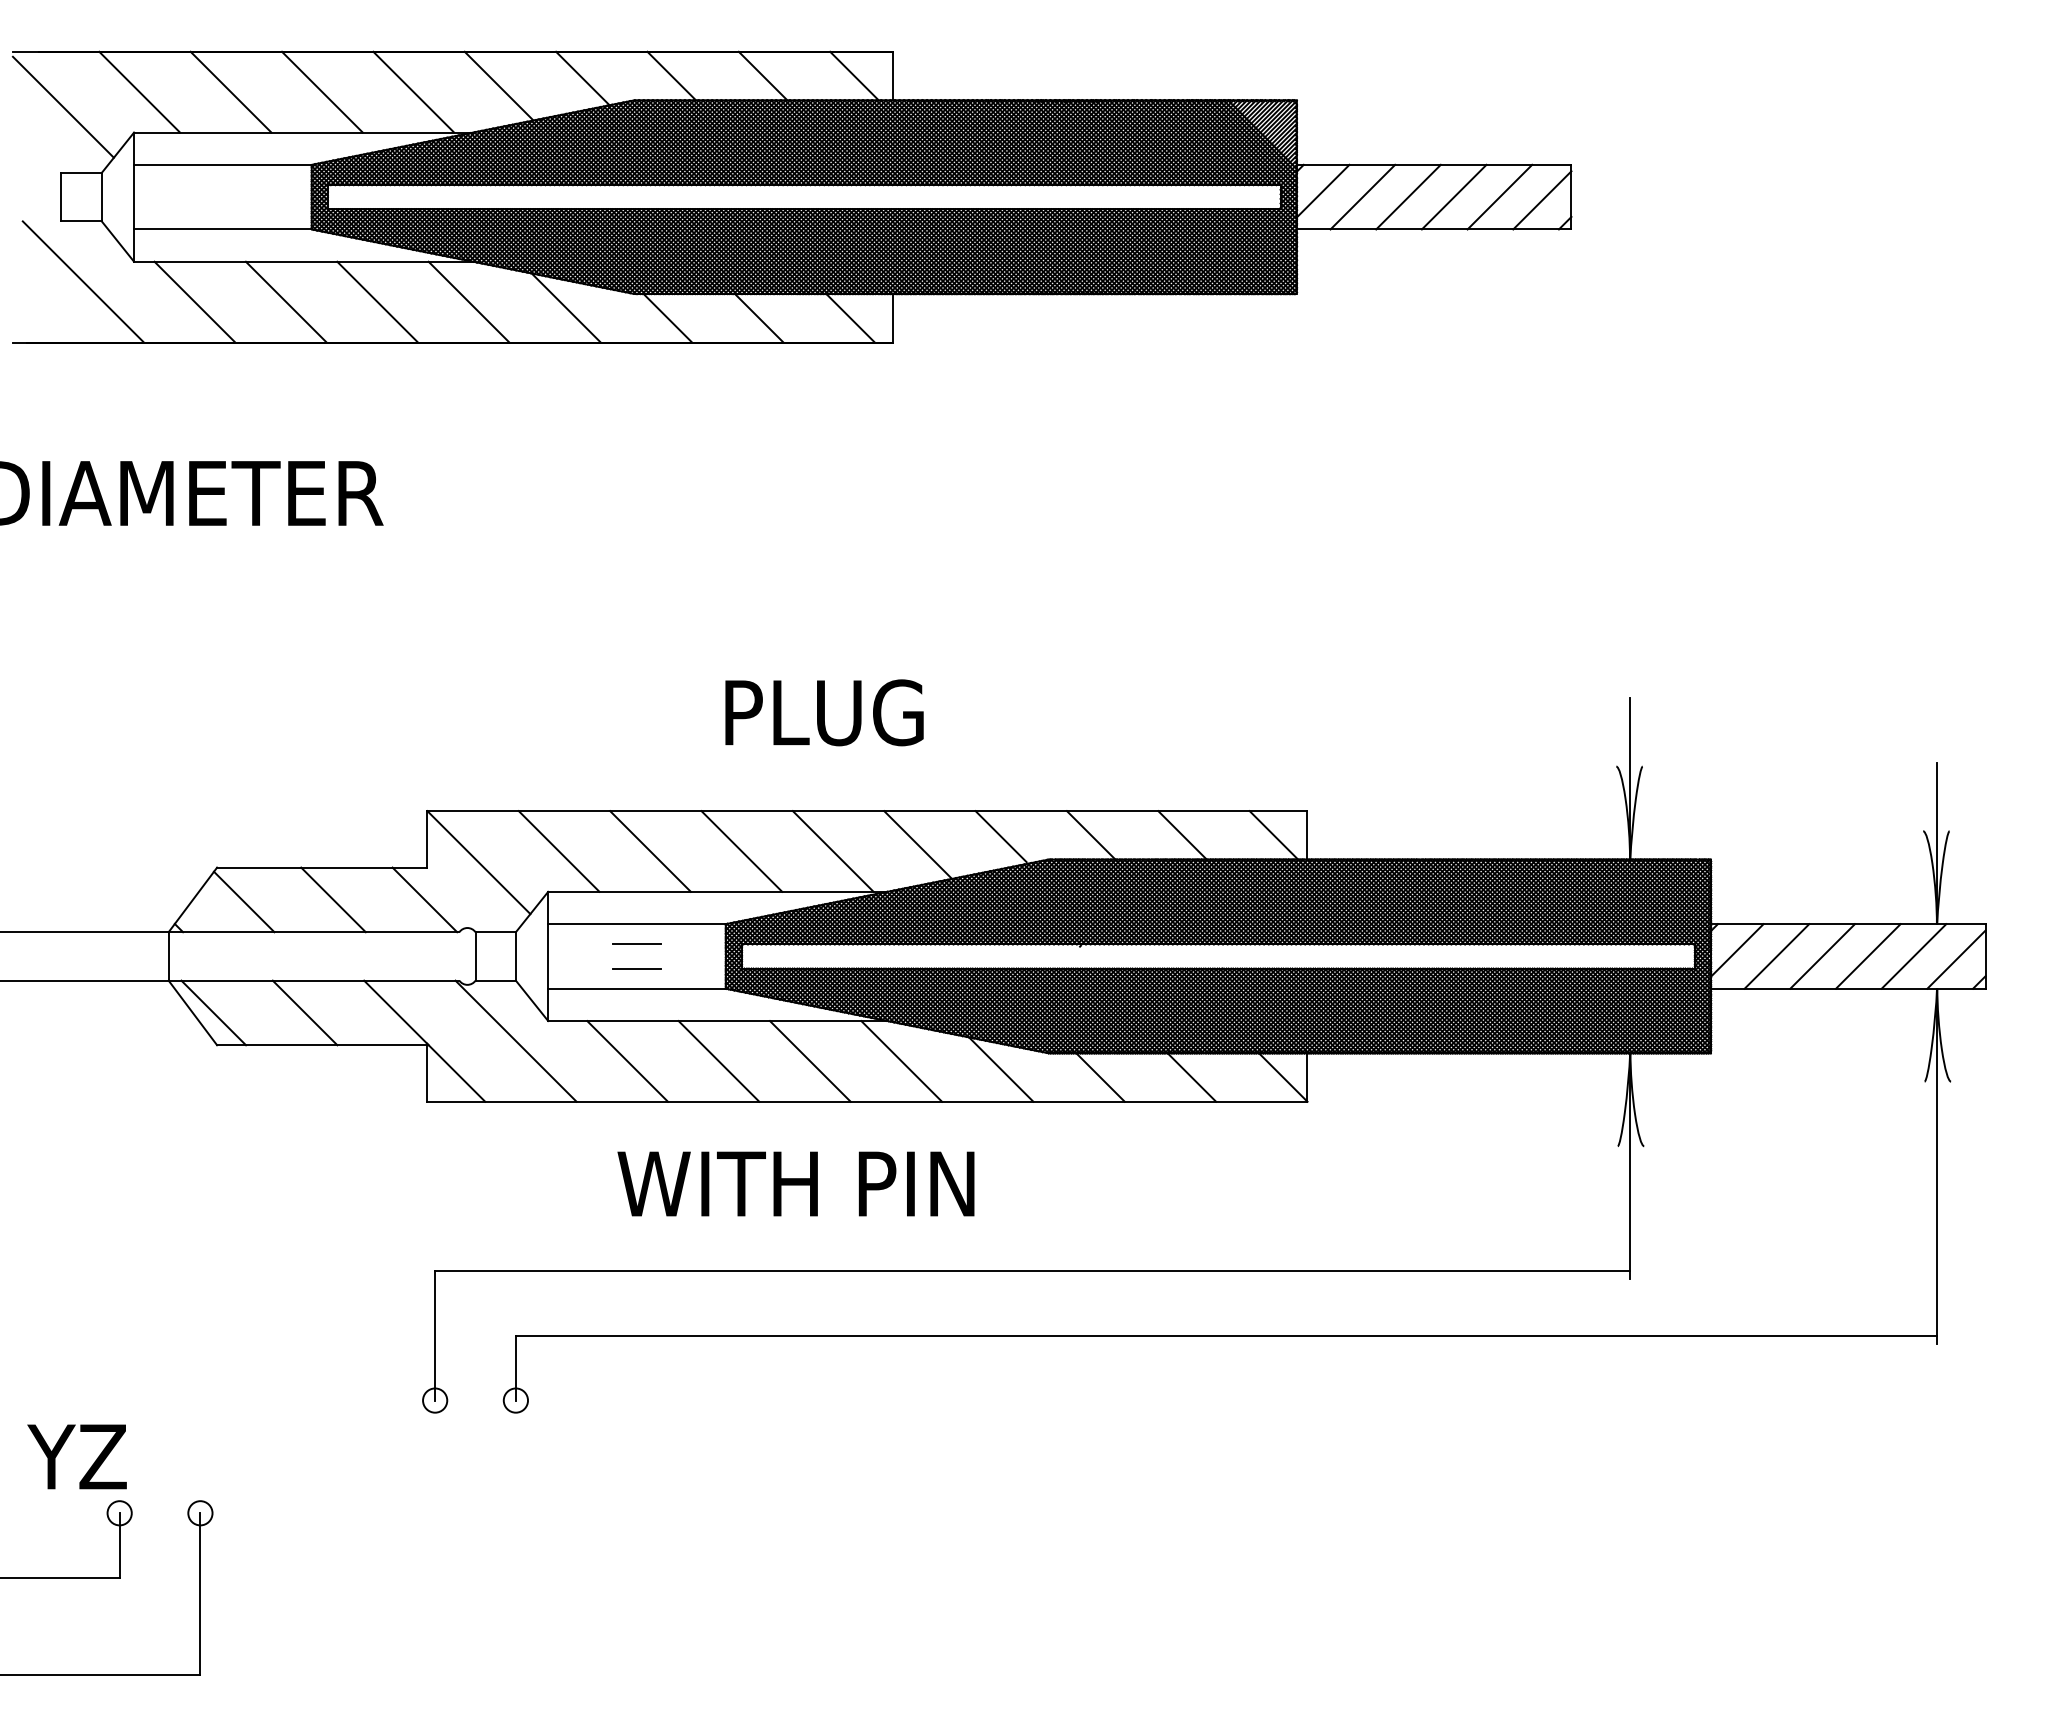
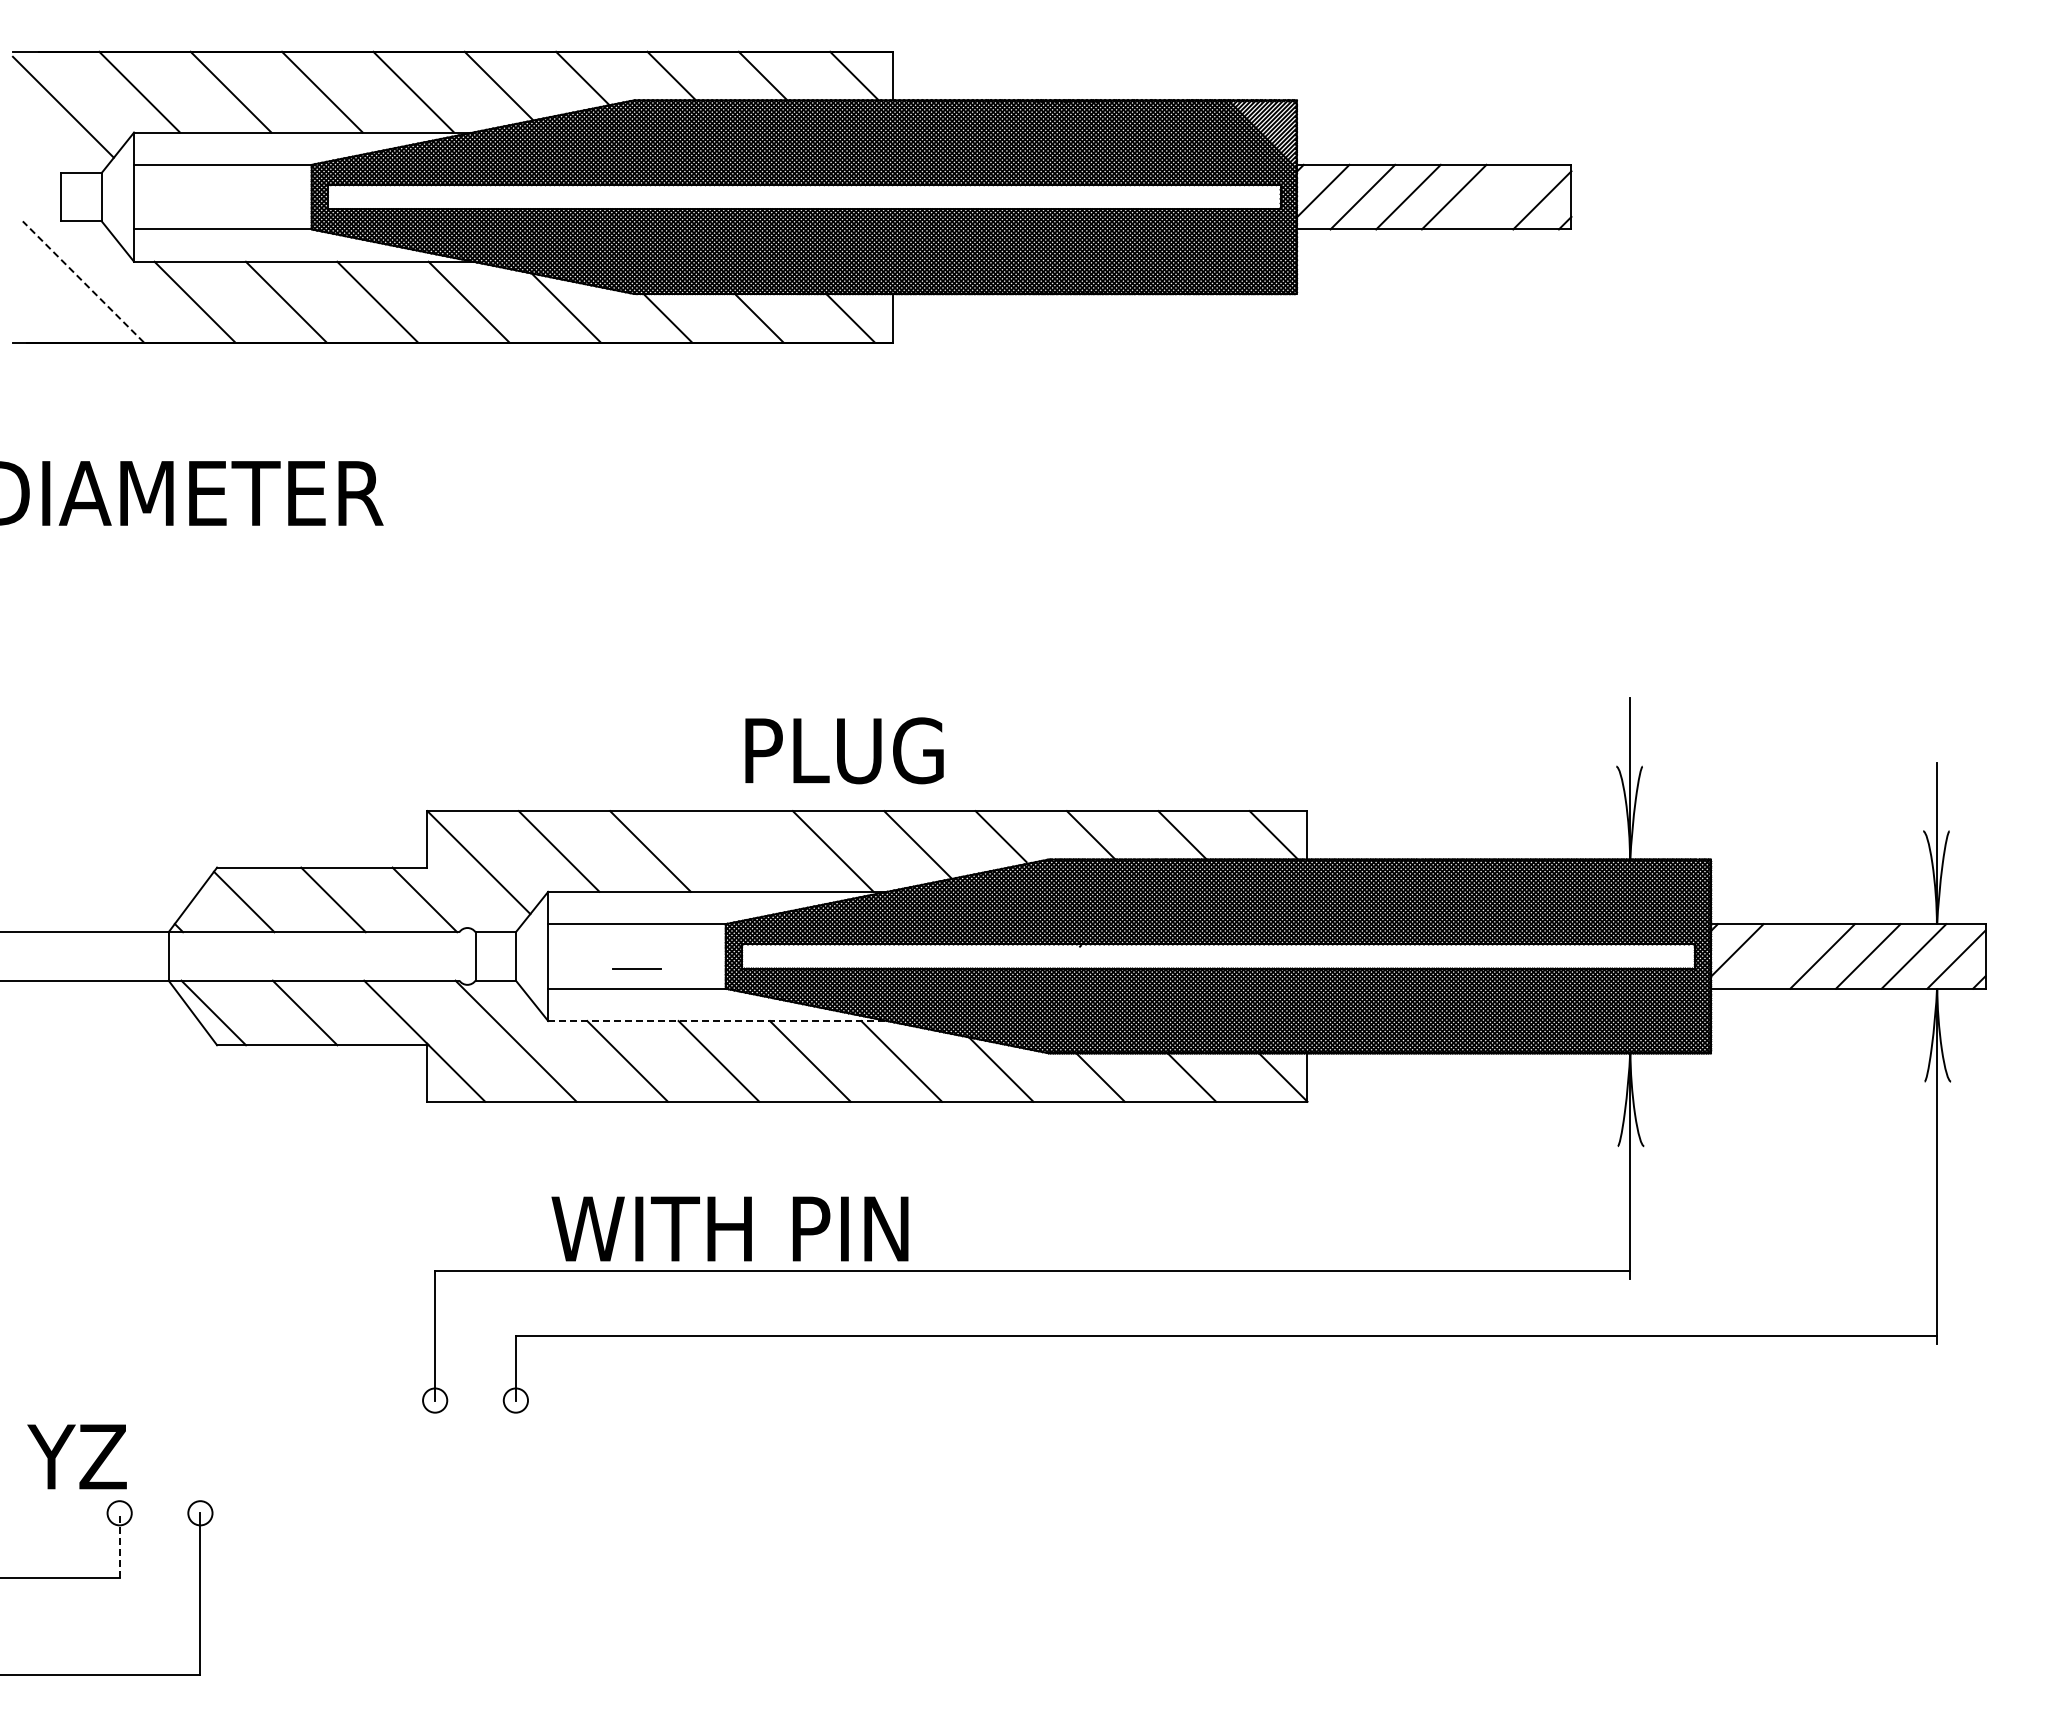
line: present -> none (1499, 196)
line: solid -> dashed (83, 281)
text position: (824, 712) -> (844, 750) (844, 750)
line: present -> none (741, 851)
line: present -> none (636, 943)
line: present -> none (1776, 956)
line: solid -> dashed (717, 1021)
text position: (795, 1183) -> (729, 1228) (729, 1228)
line: solid -> dashed (119, 1545)
